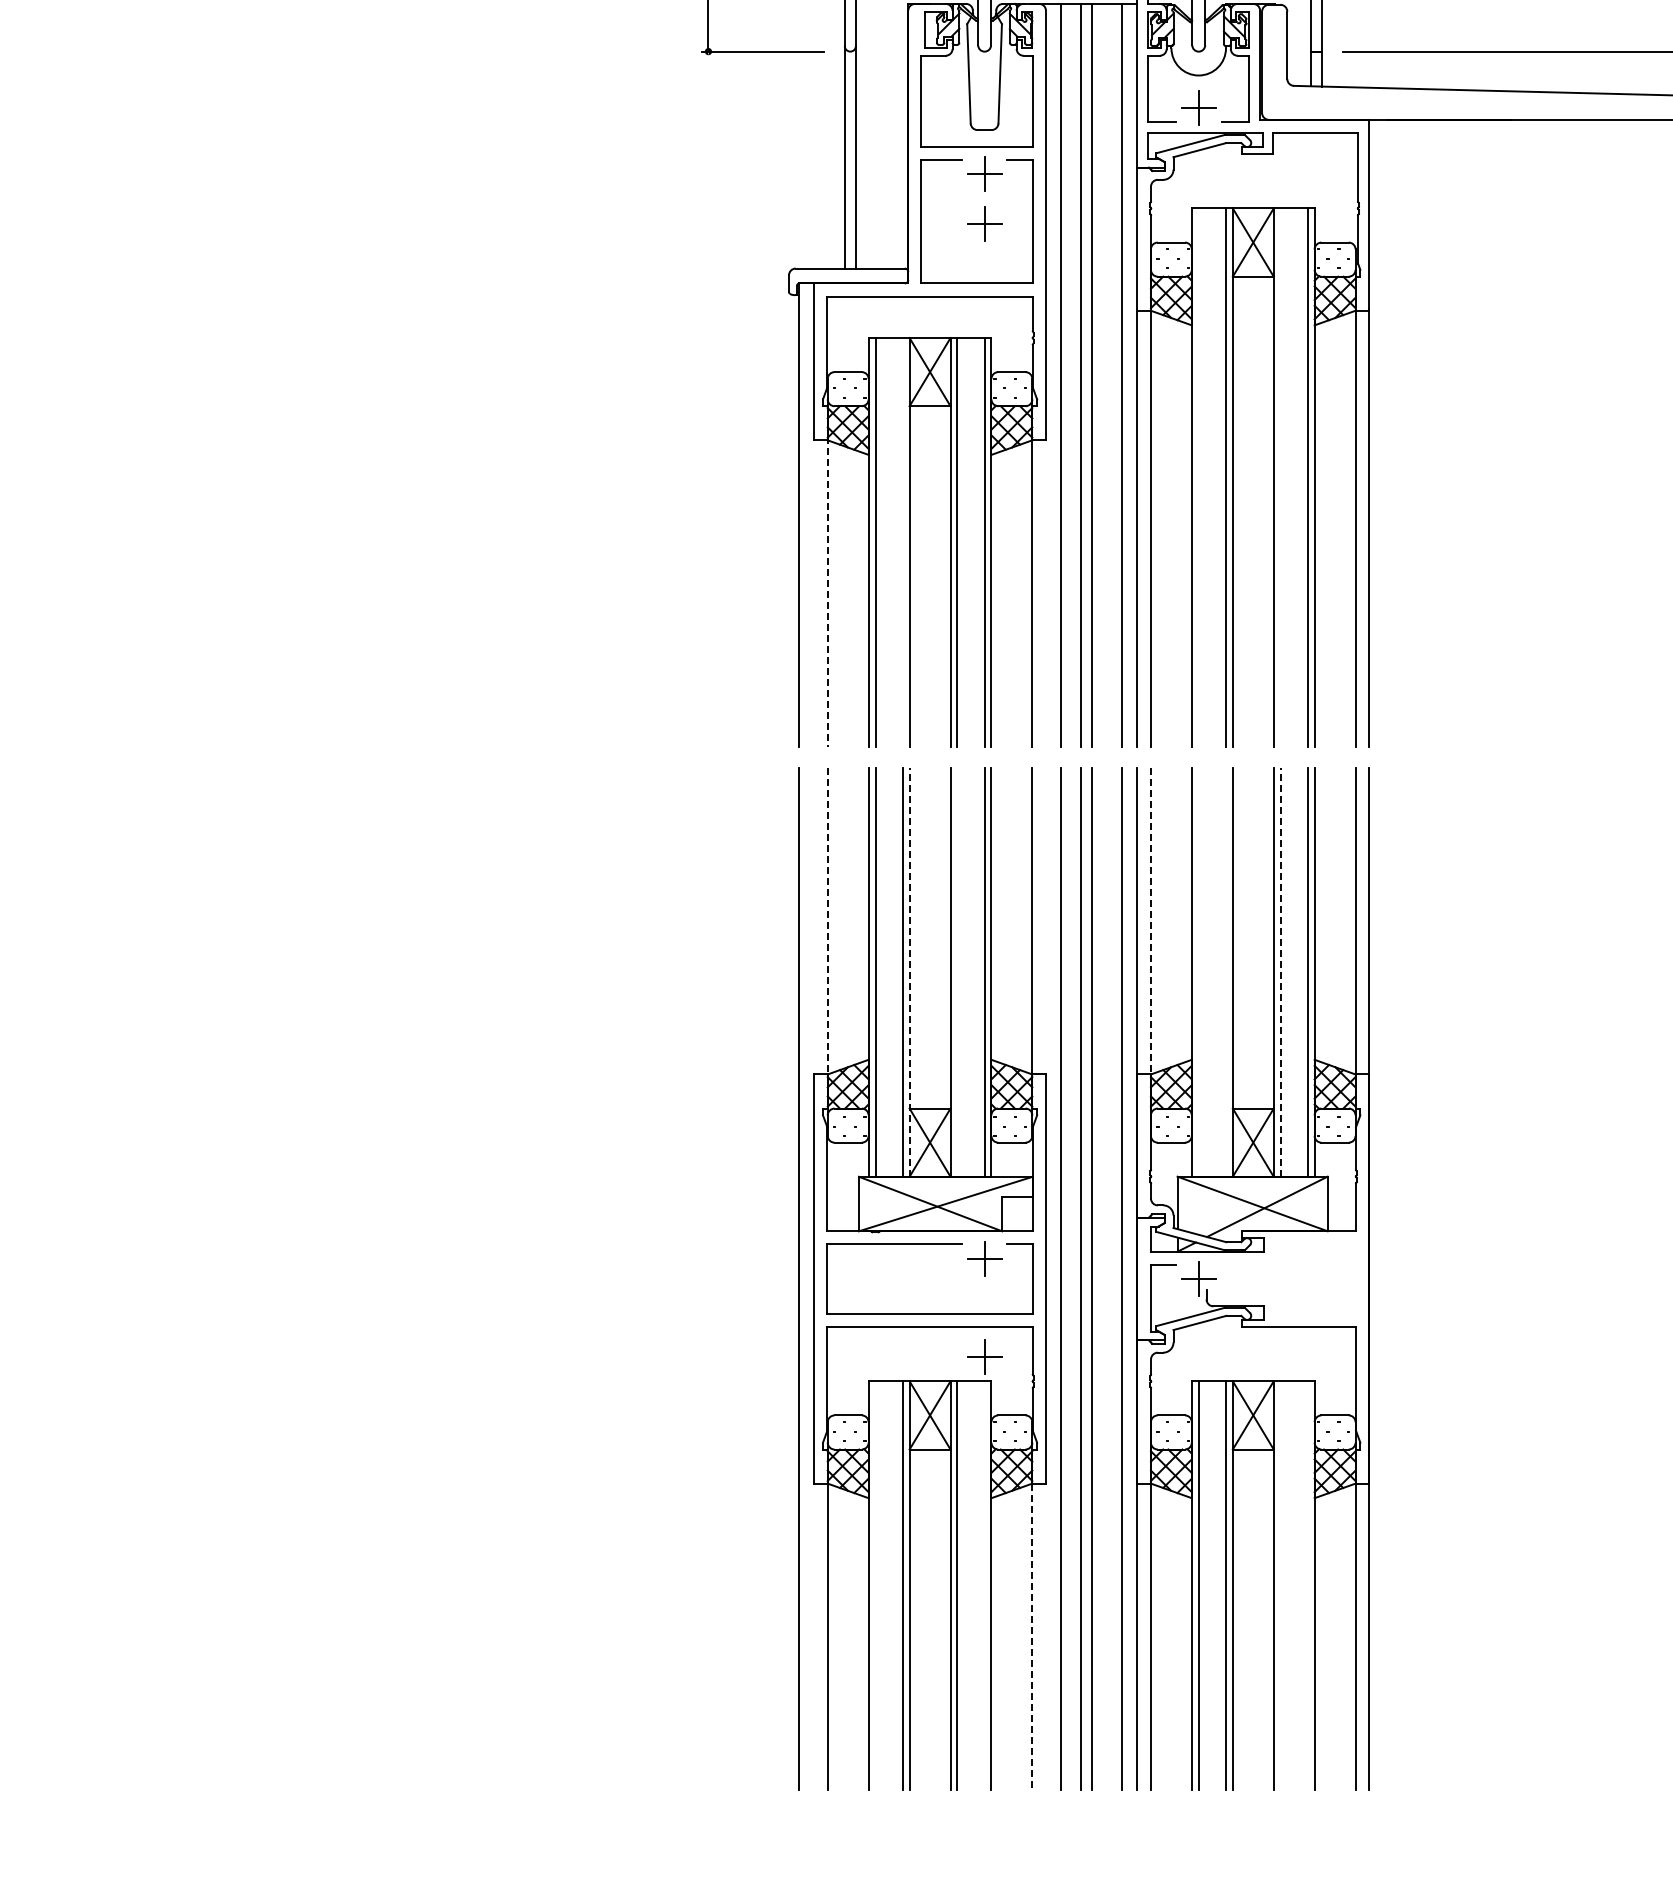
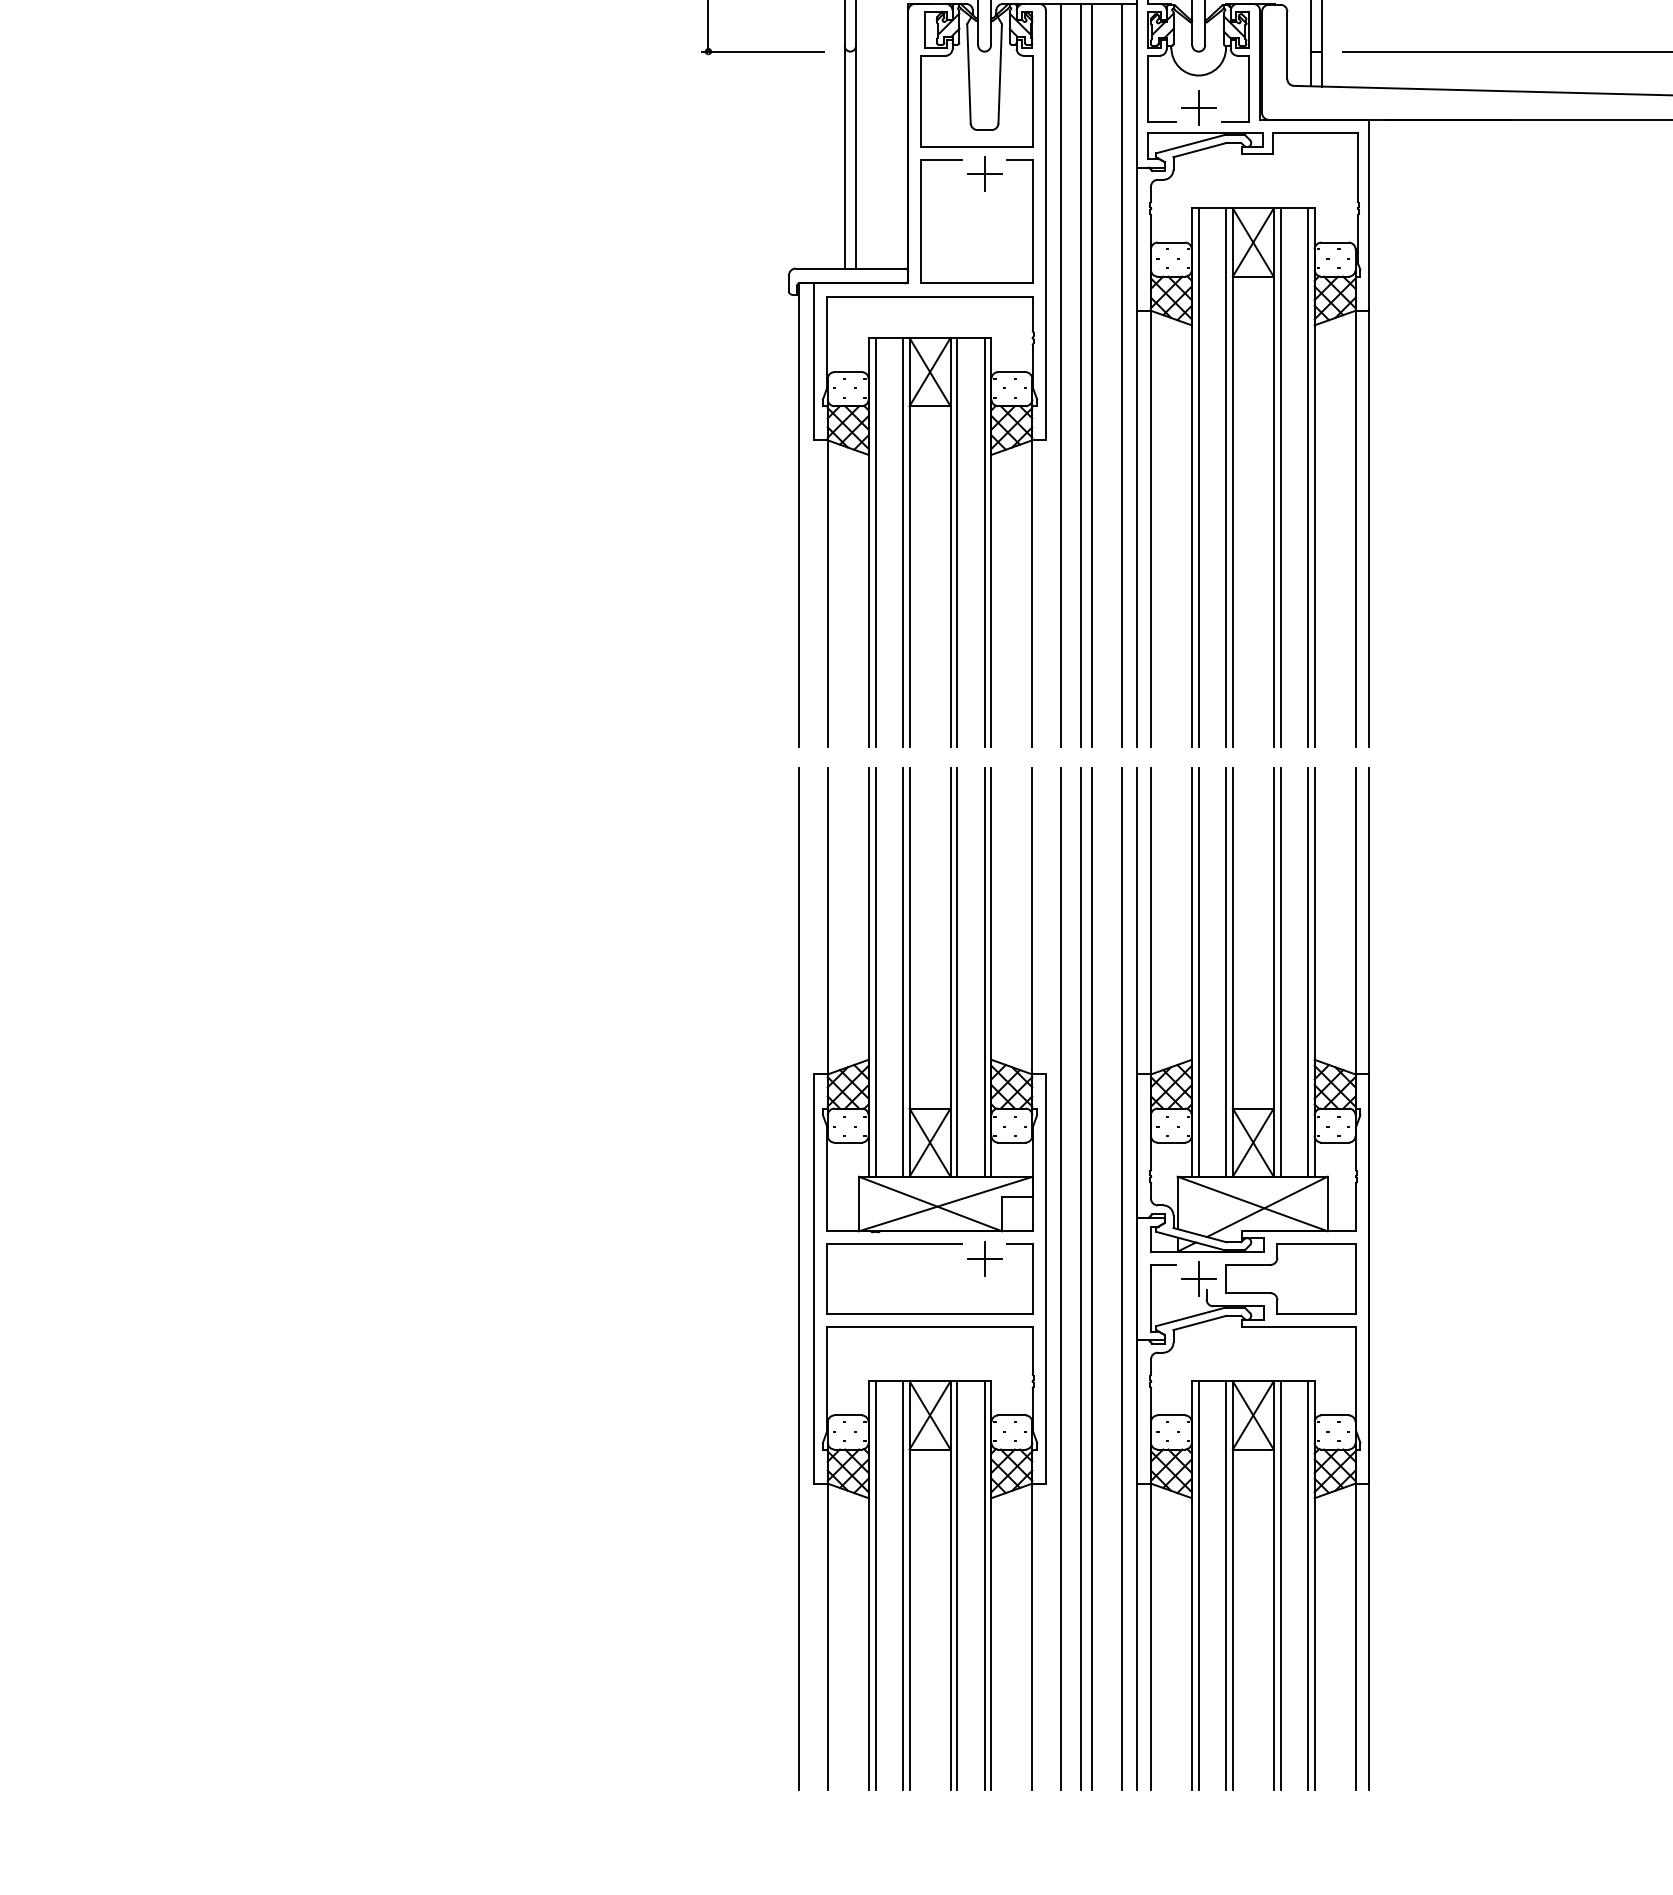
part: present -> none (984, 223)
line: none -> present (1198, 477)
line: none -> present (1280, 477)
line: none -> present (902, 542)
line: dashed -> solid (827, 592)
line: dashed -> solid (827, 921)
line: dashed -> solid (1151, 921)
line: none -> present (957, 971)
line: none -> present (1198, 971)
line: none -> present (1226, 971)
line: dashed -> solid (909, 972)
line: dashed -> solid (1280, 972)
part: none -> present (1290, 1278)
part: present -> none (984, 1356)
line: none -> present (875, 1585)
line: none -> present (984, 1585)
line: none -> present (1280, 1585)
line: none -> present (1307, 1585)
line: dashed -> solid (1032, 1637)
